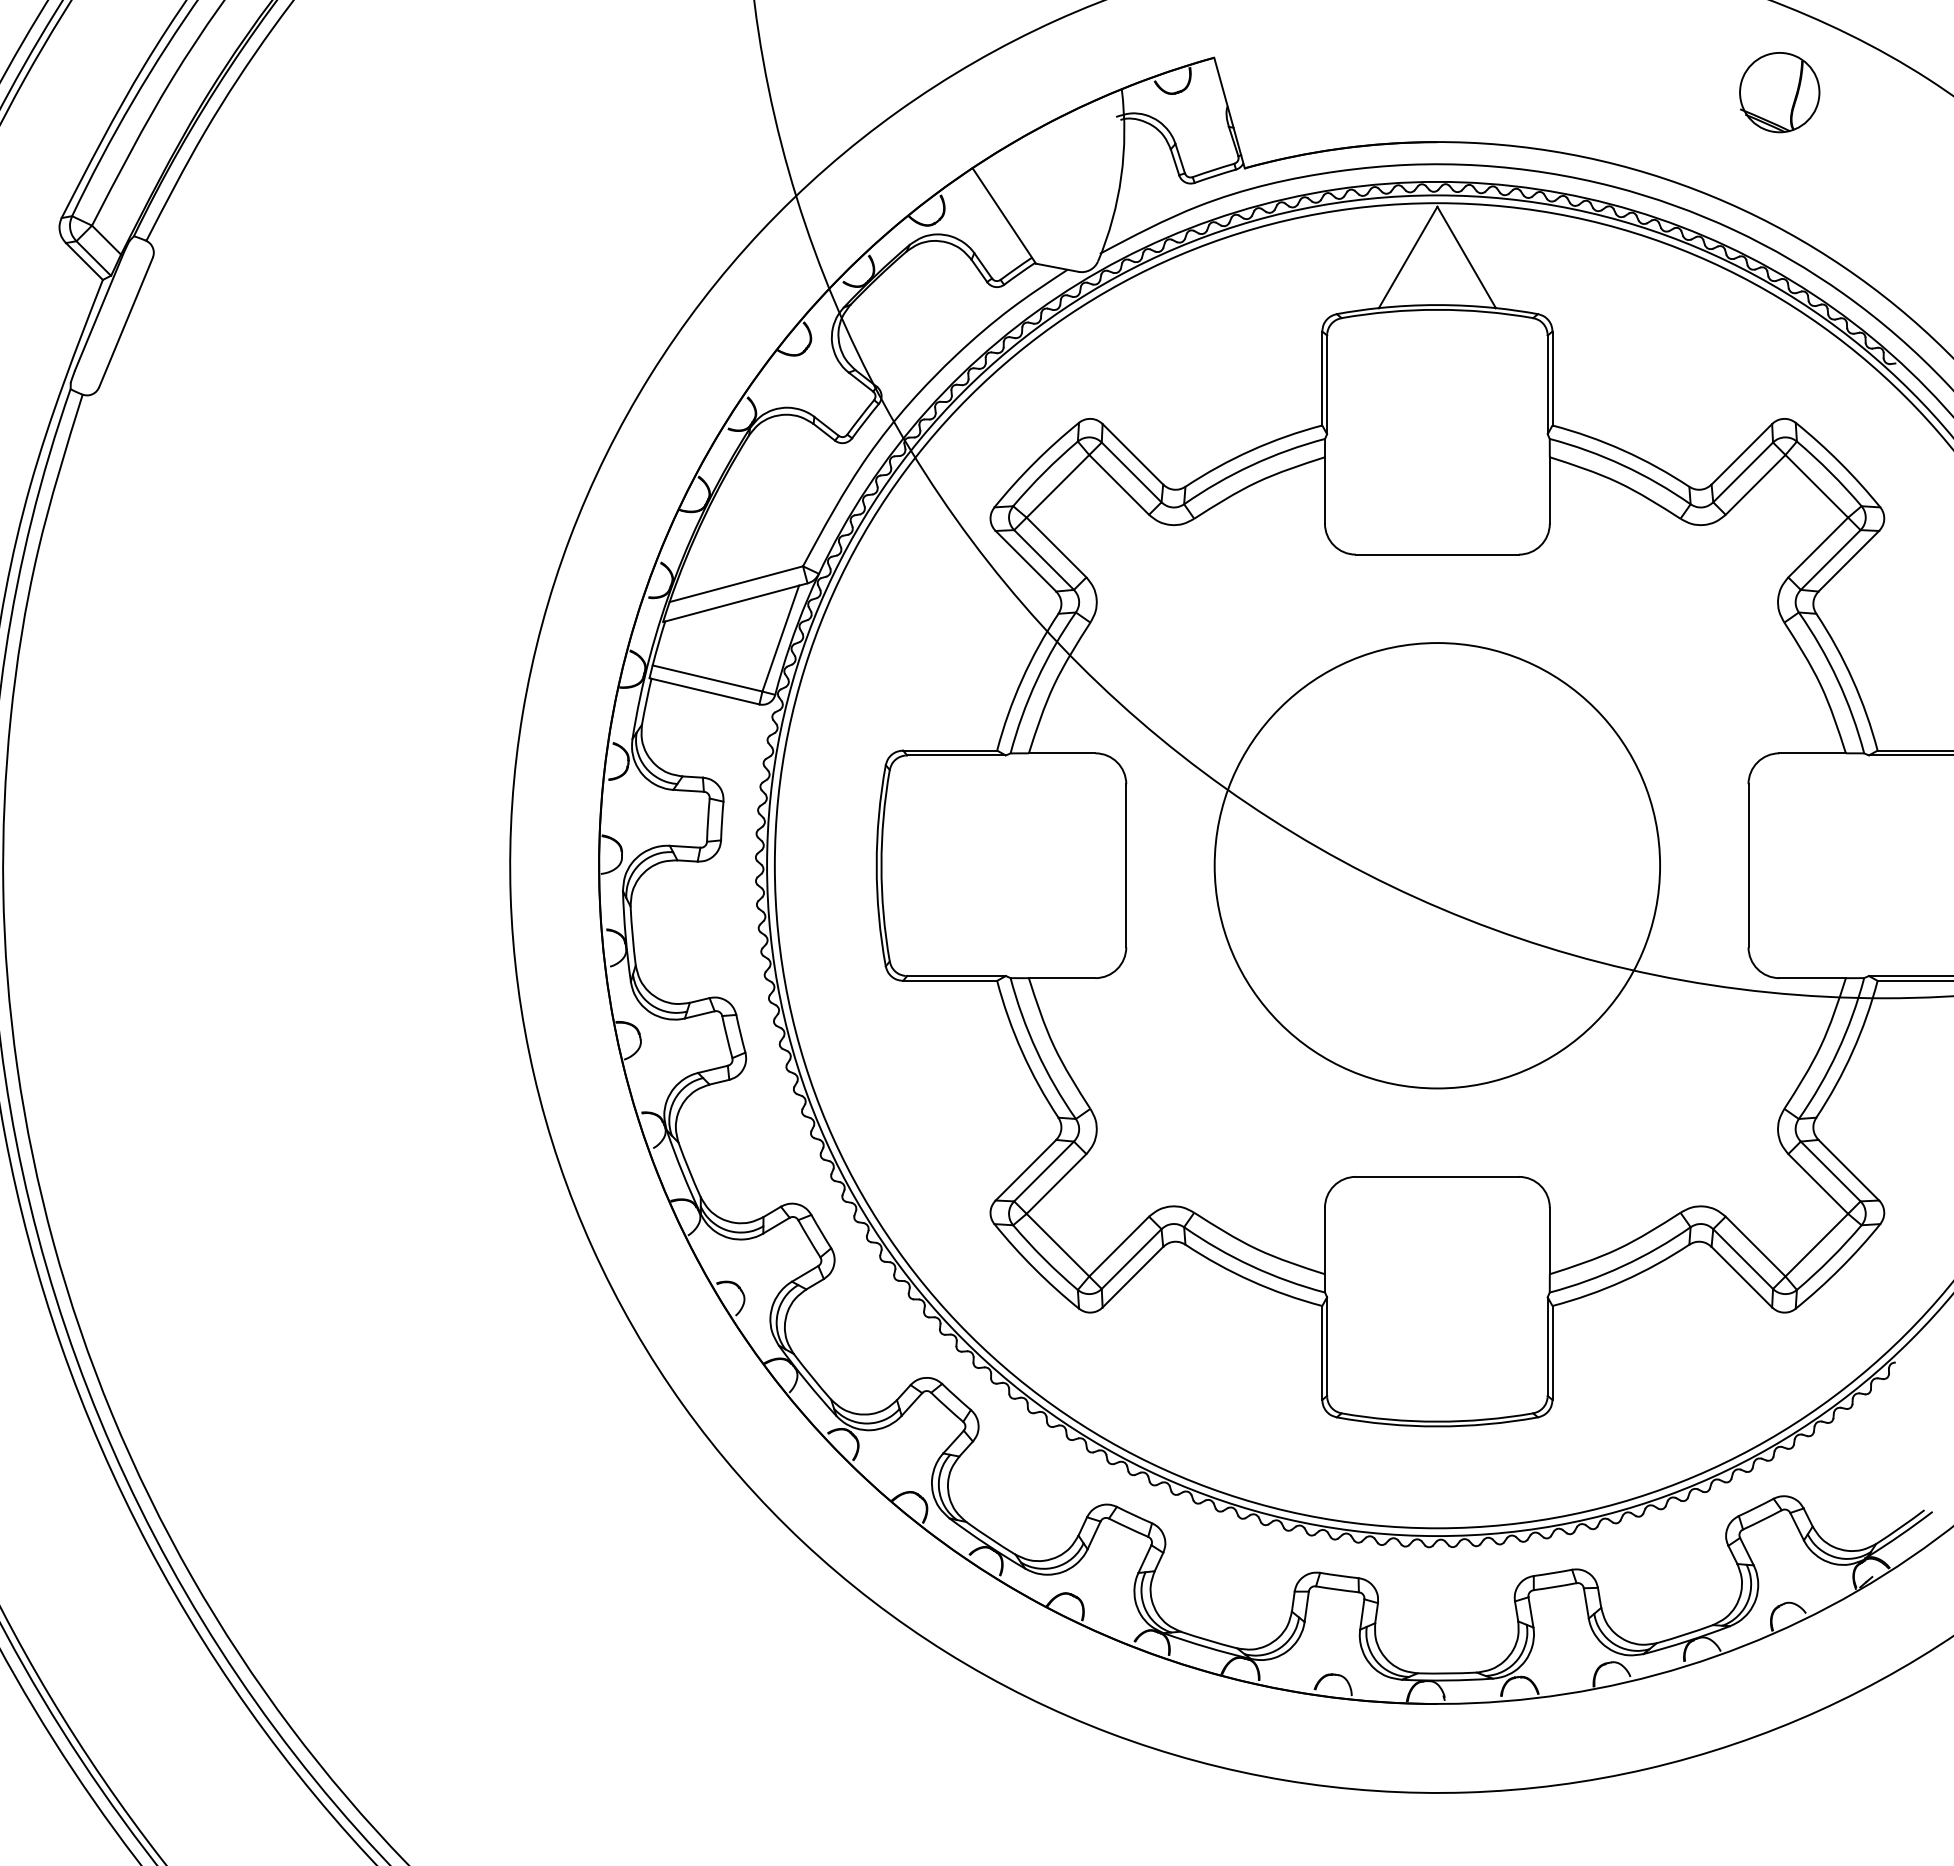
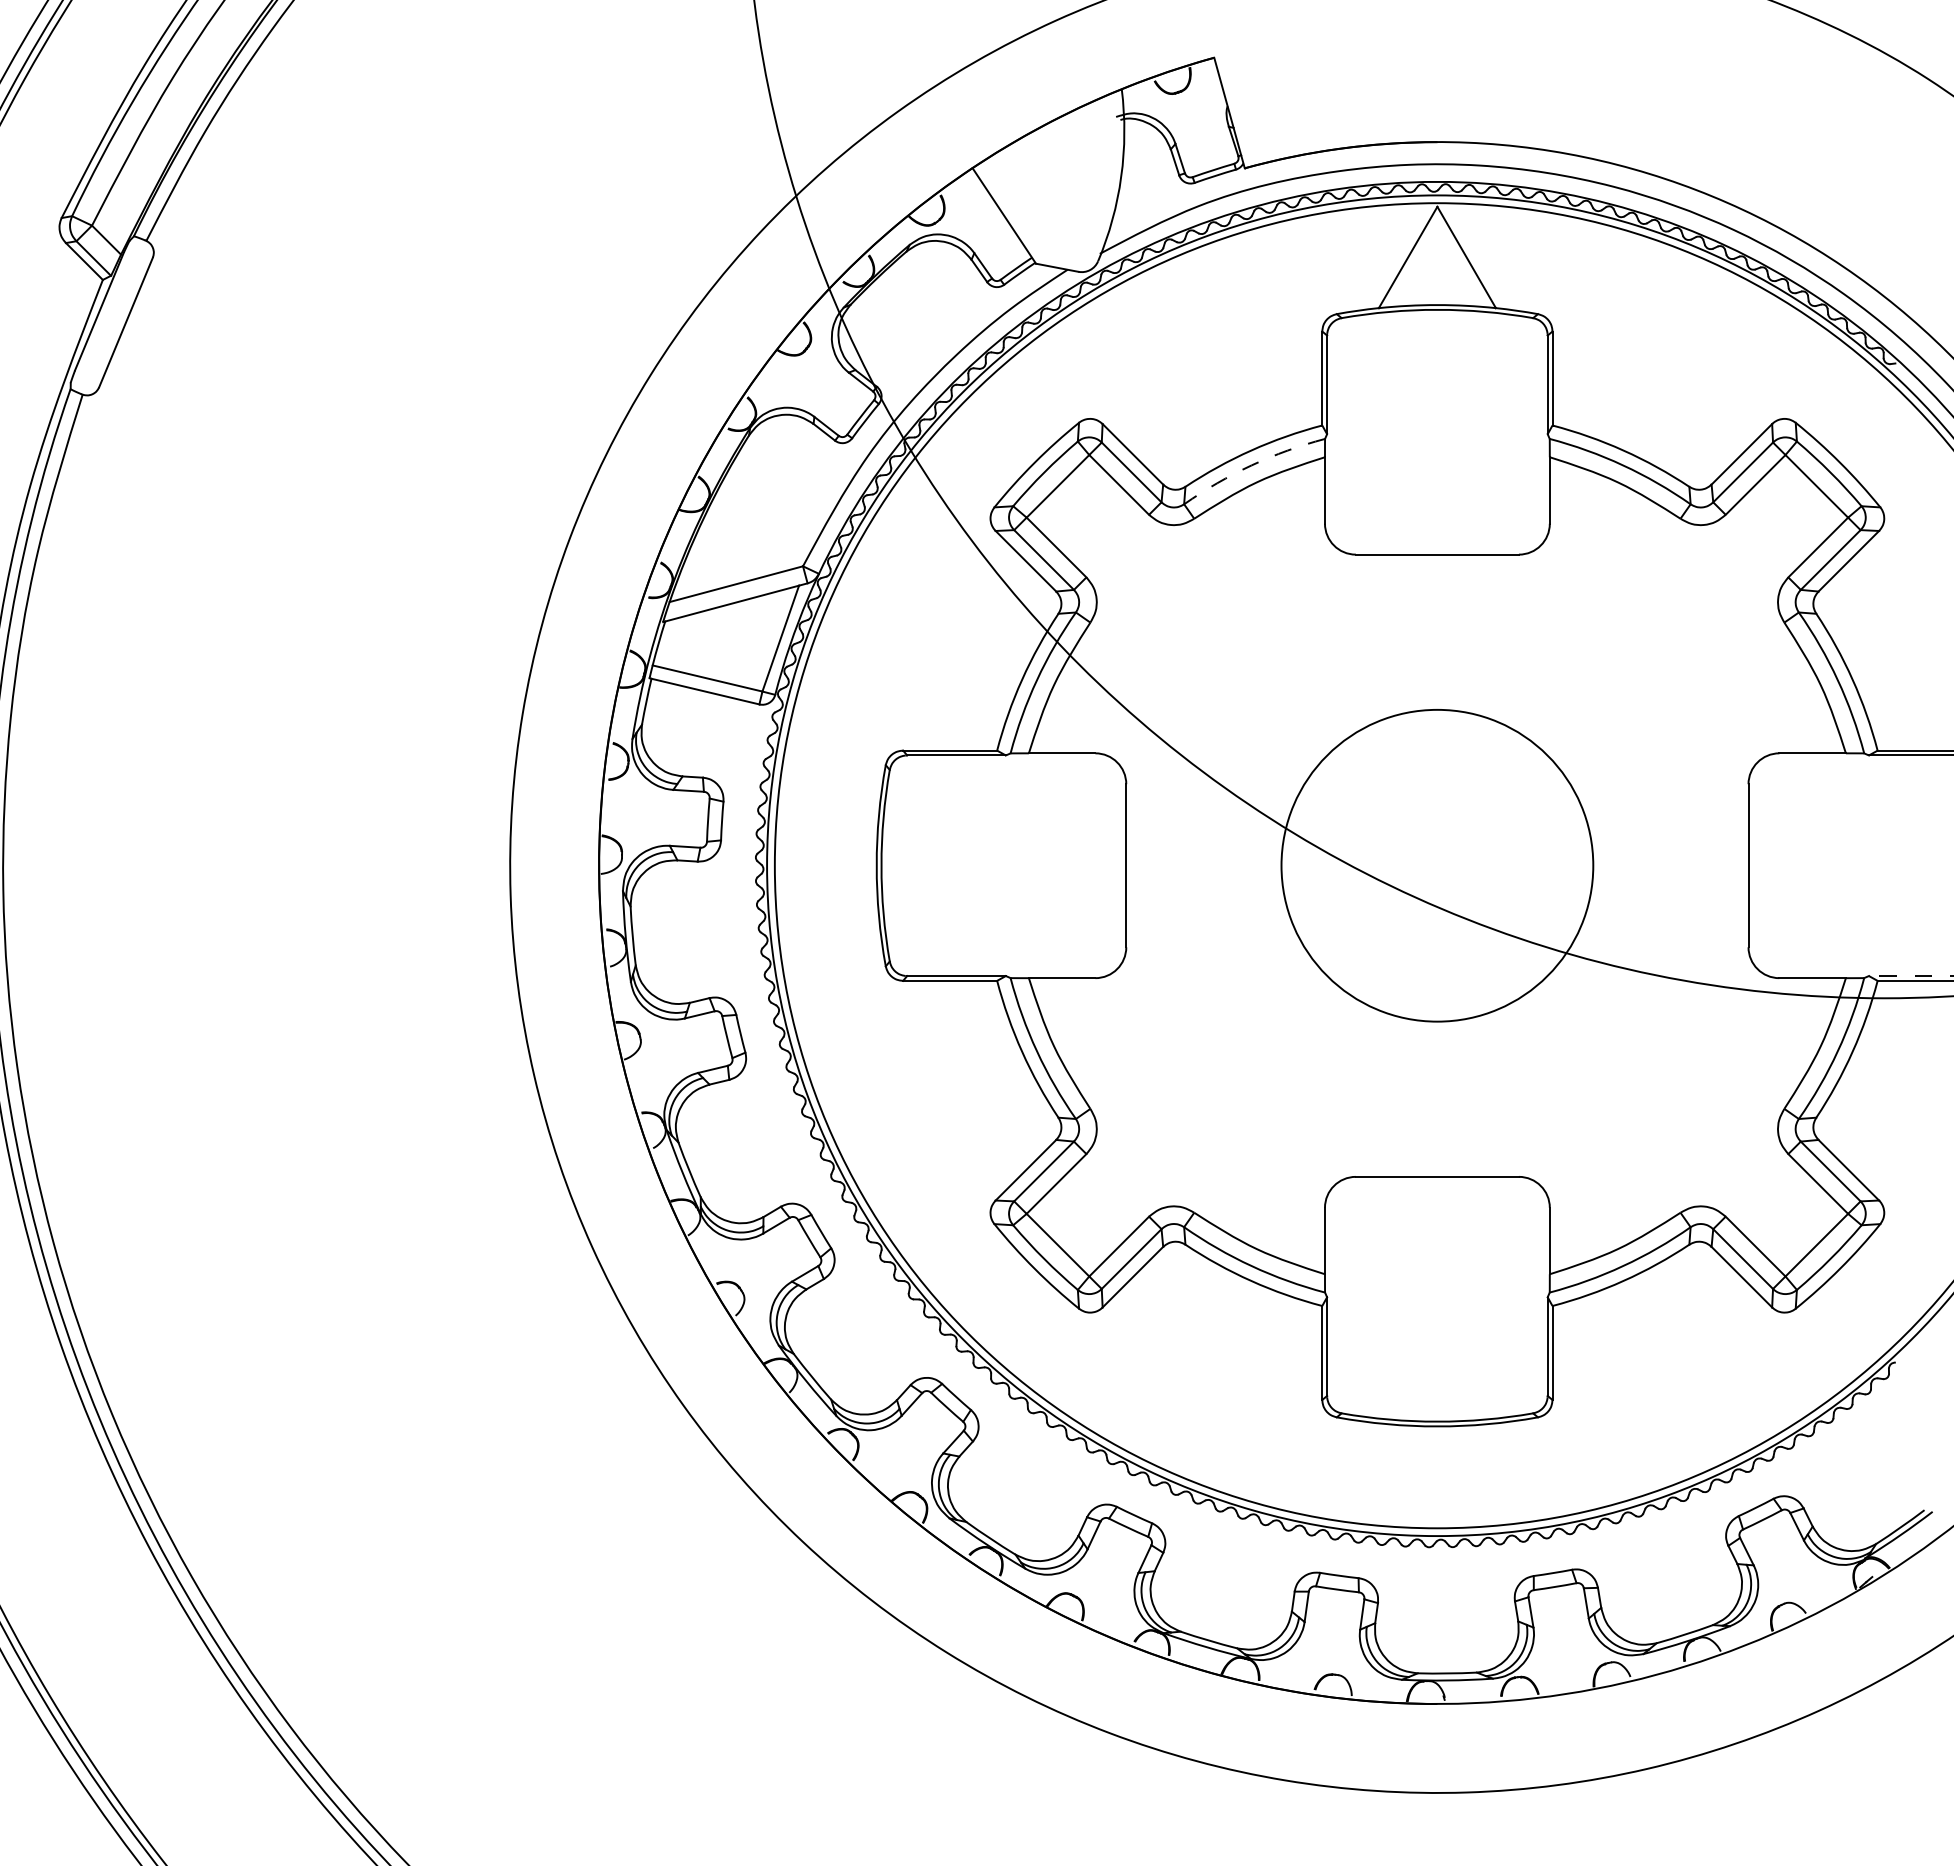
part: present -> none (1779, 92)
arc: solid -> dashed (1251, 465)
circle diameter: 445 px -> 312 px (1437, 865)
line: solid -> dashed (1910, 976)
